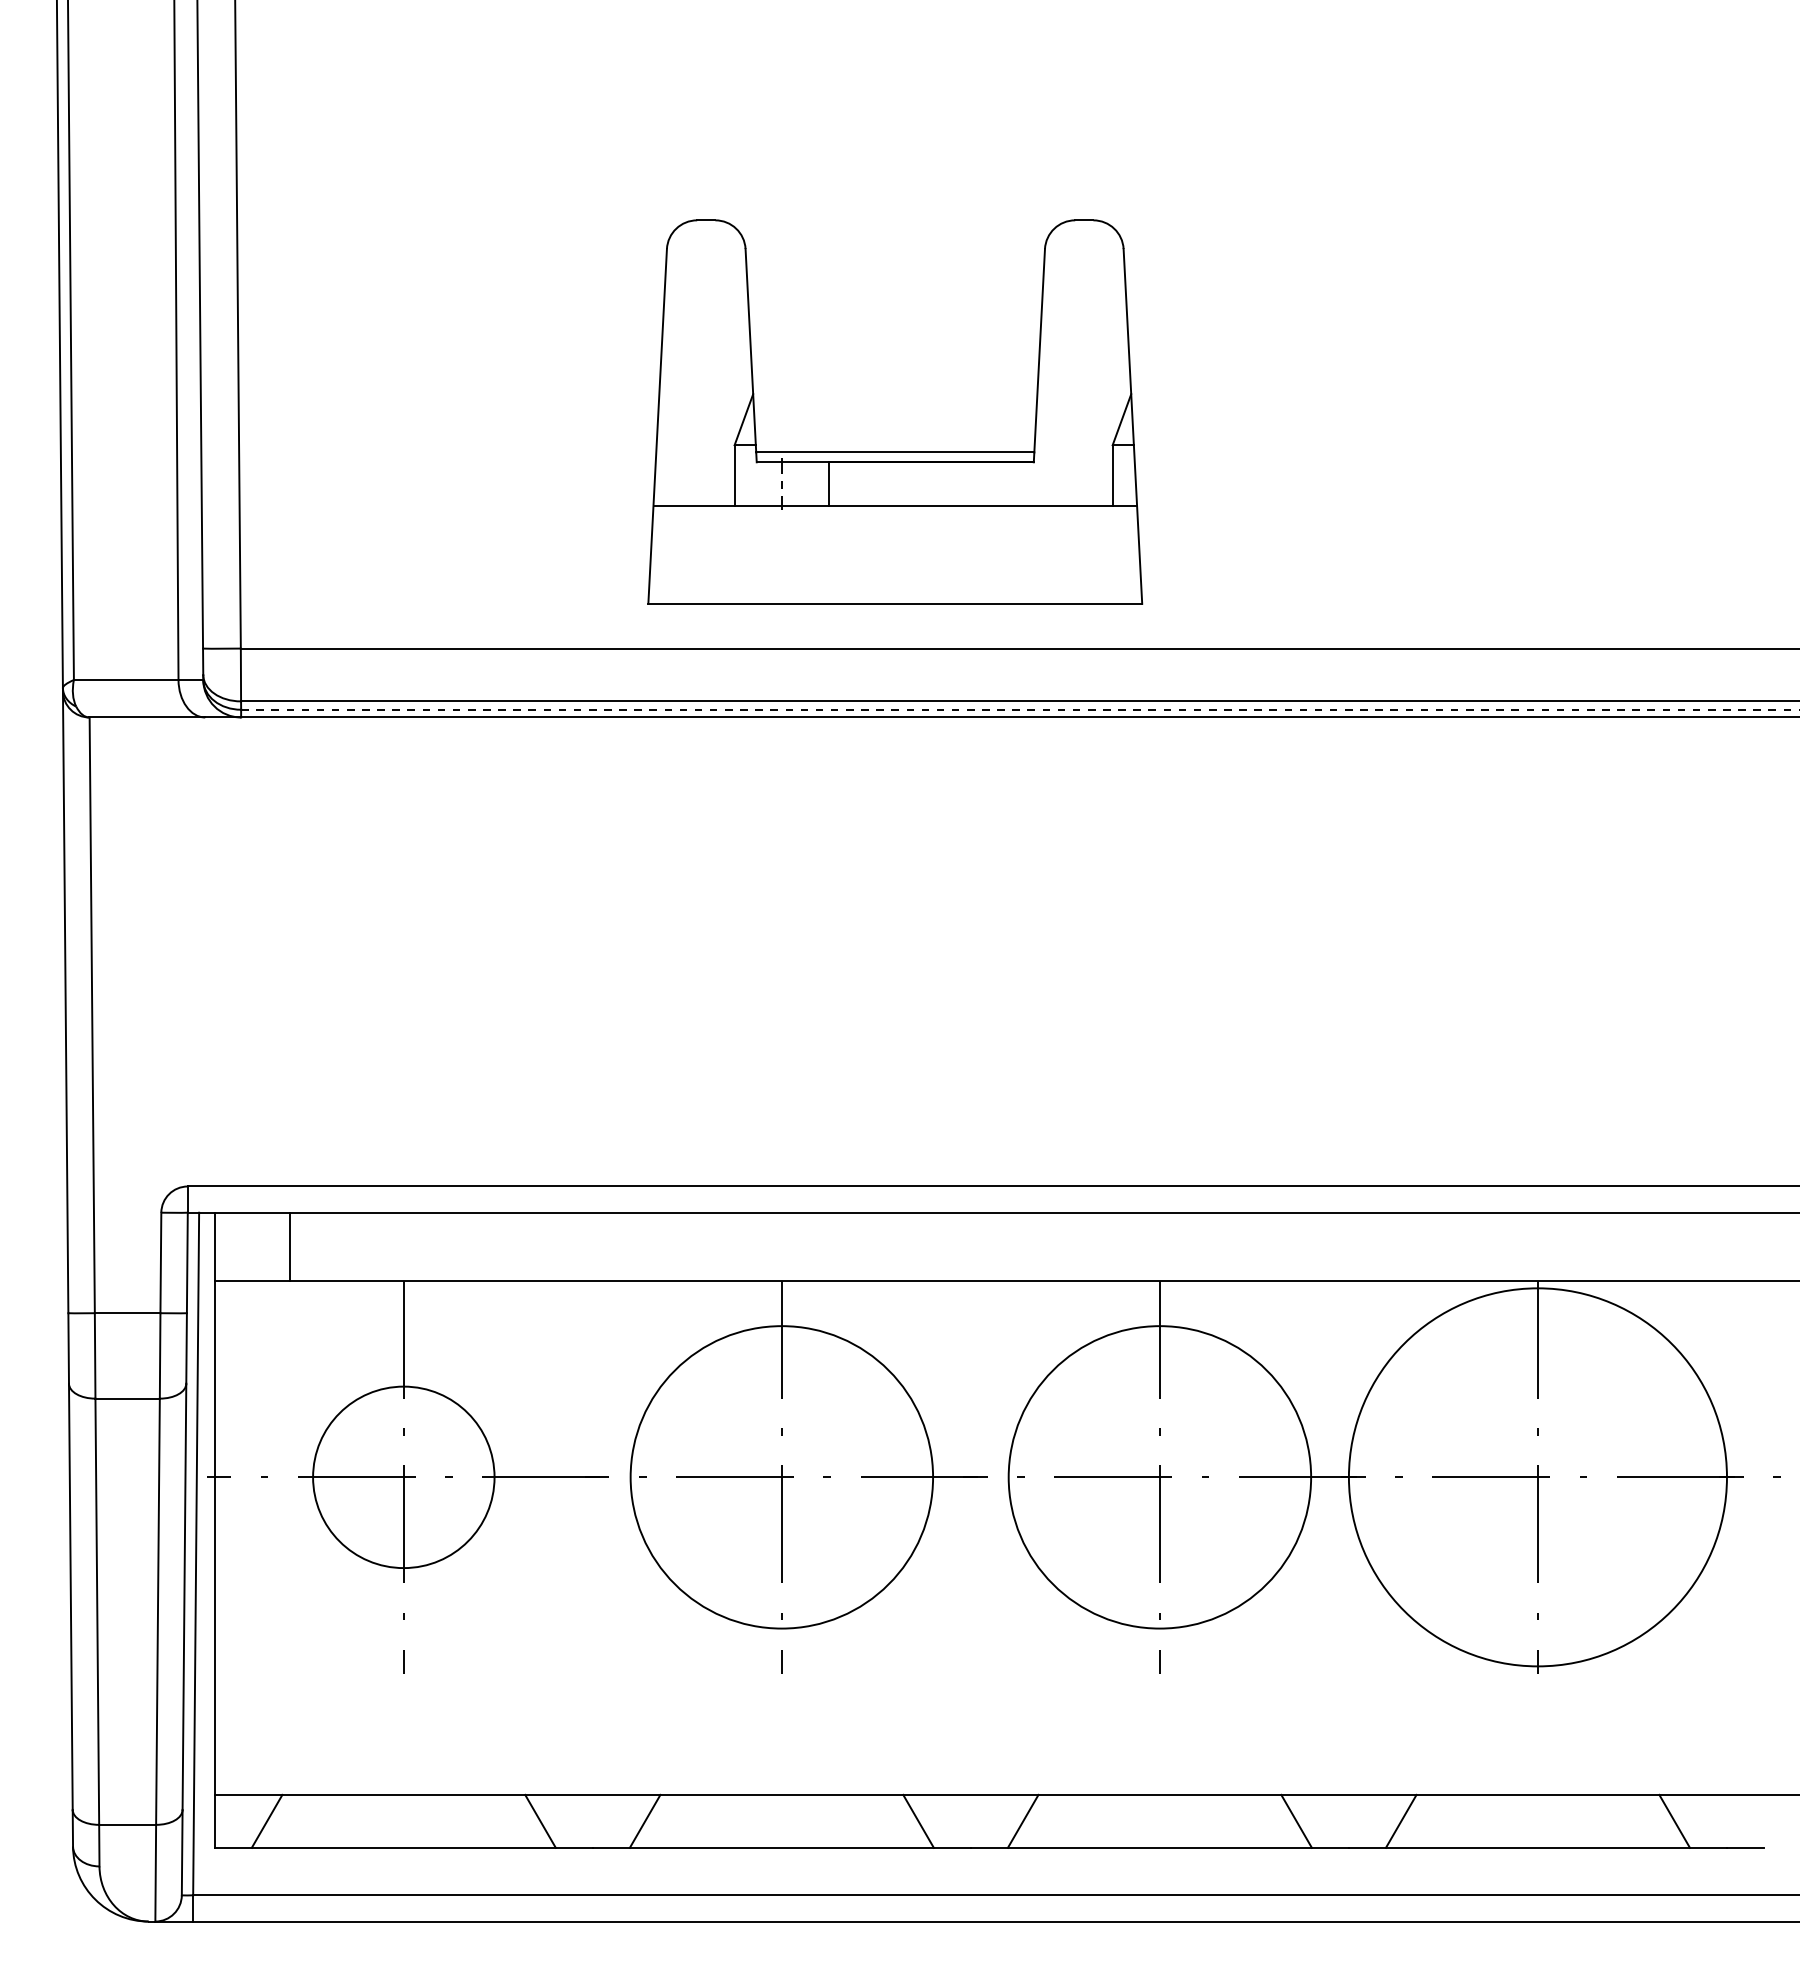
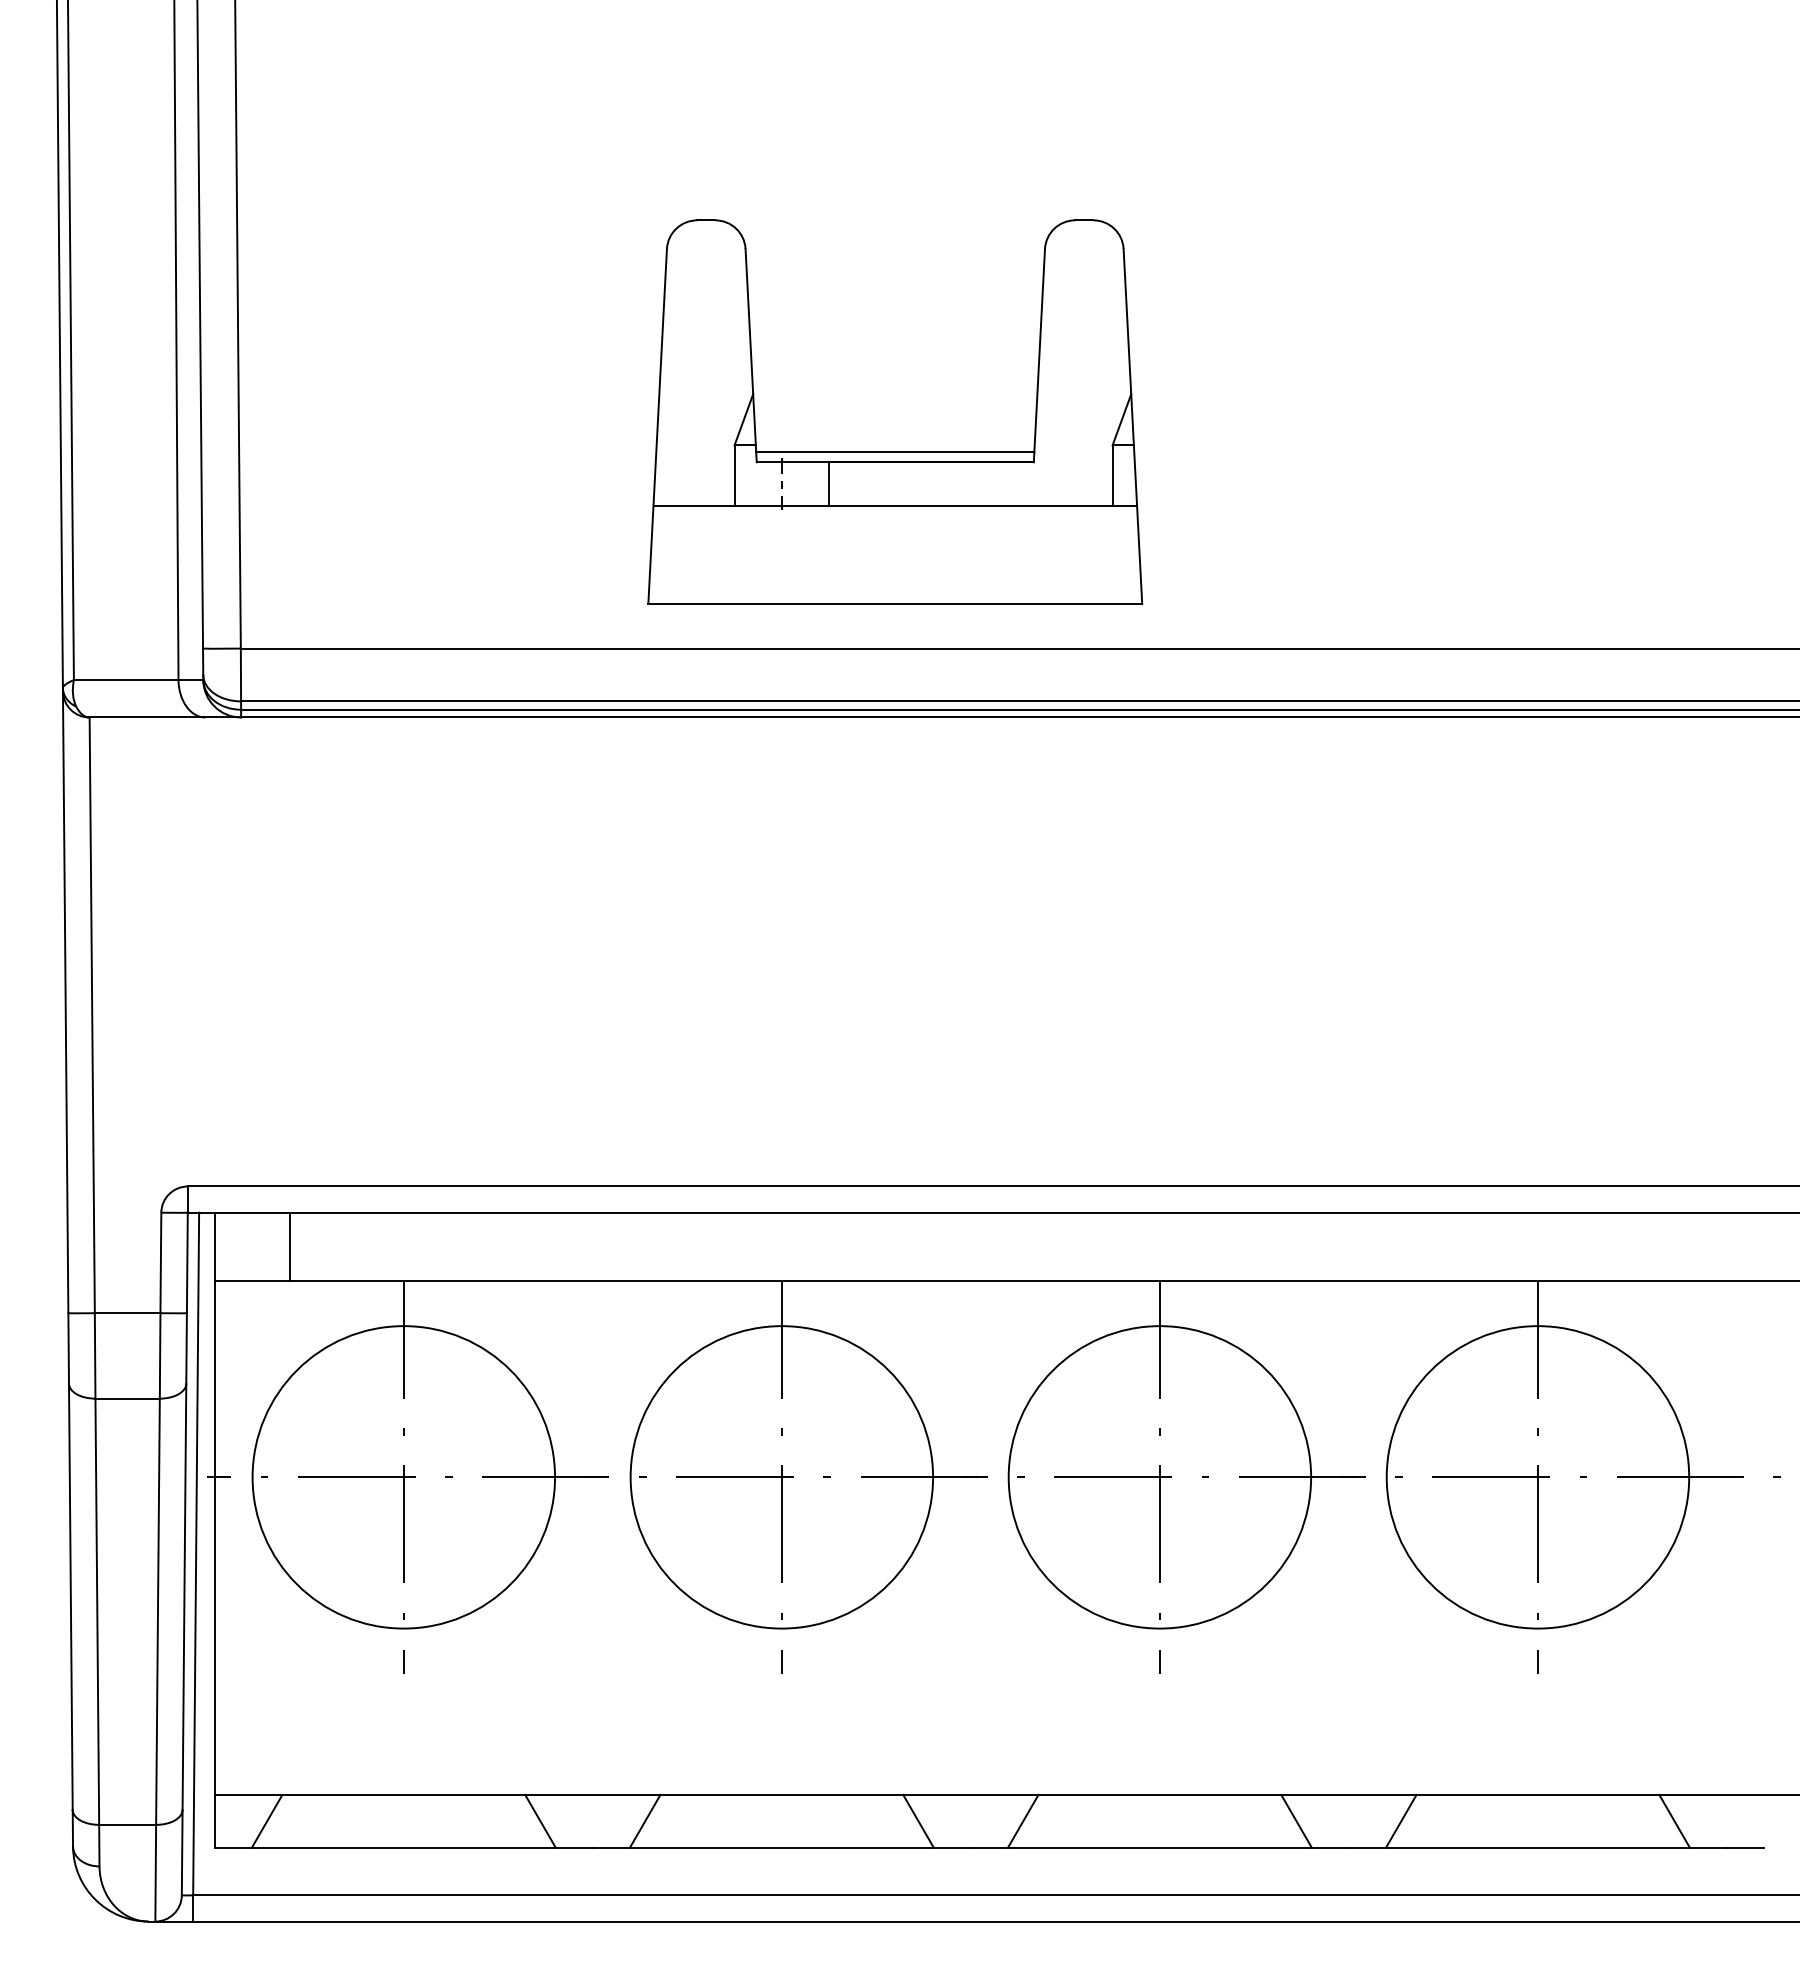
line: dashed -> solid (1021, 709)
circle diameter: 181 px -> 302 px (403, 1477)
circle diameter: 378 px -> 302 px (1537, 1477)
